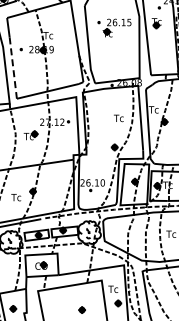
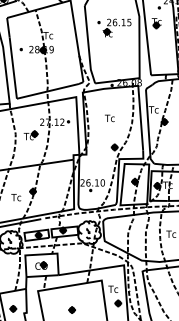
line: dashed -> solid (13, 68)
text position: (118, 118) -> (109, 118) (109, 118)
part position: (81, 309) -> (71, 309) (71, 309)
